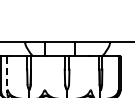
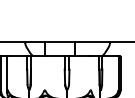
line: dashed -> solid (7, 74)
